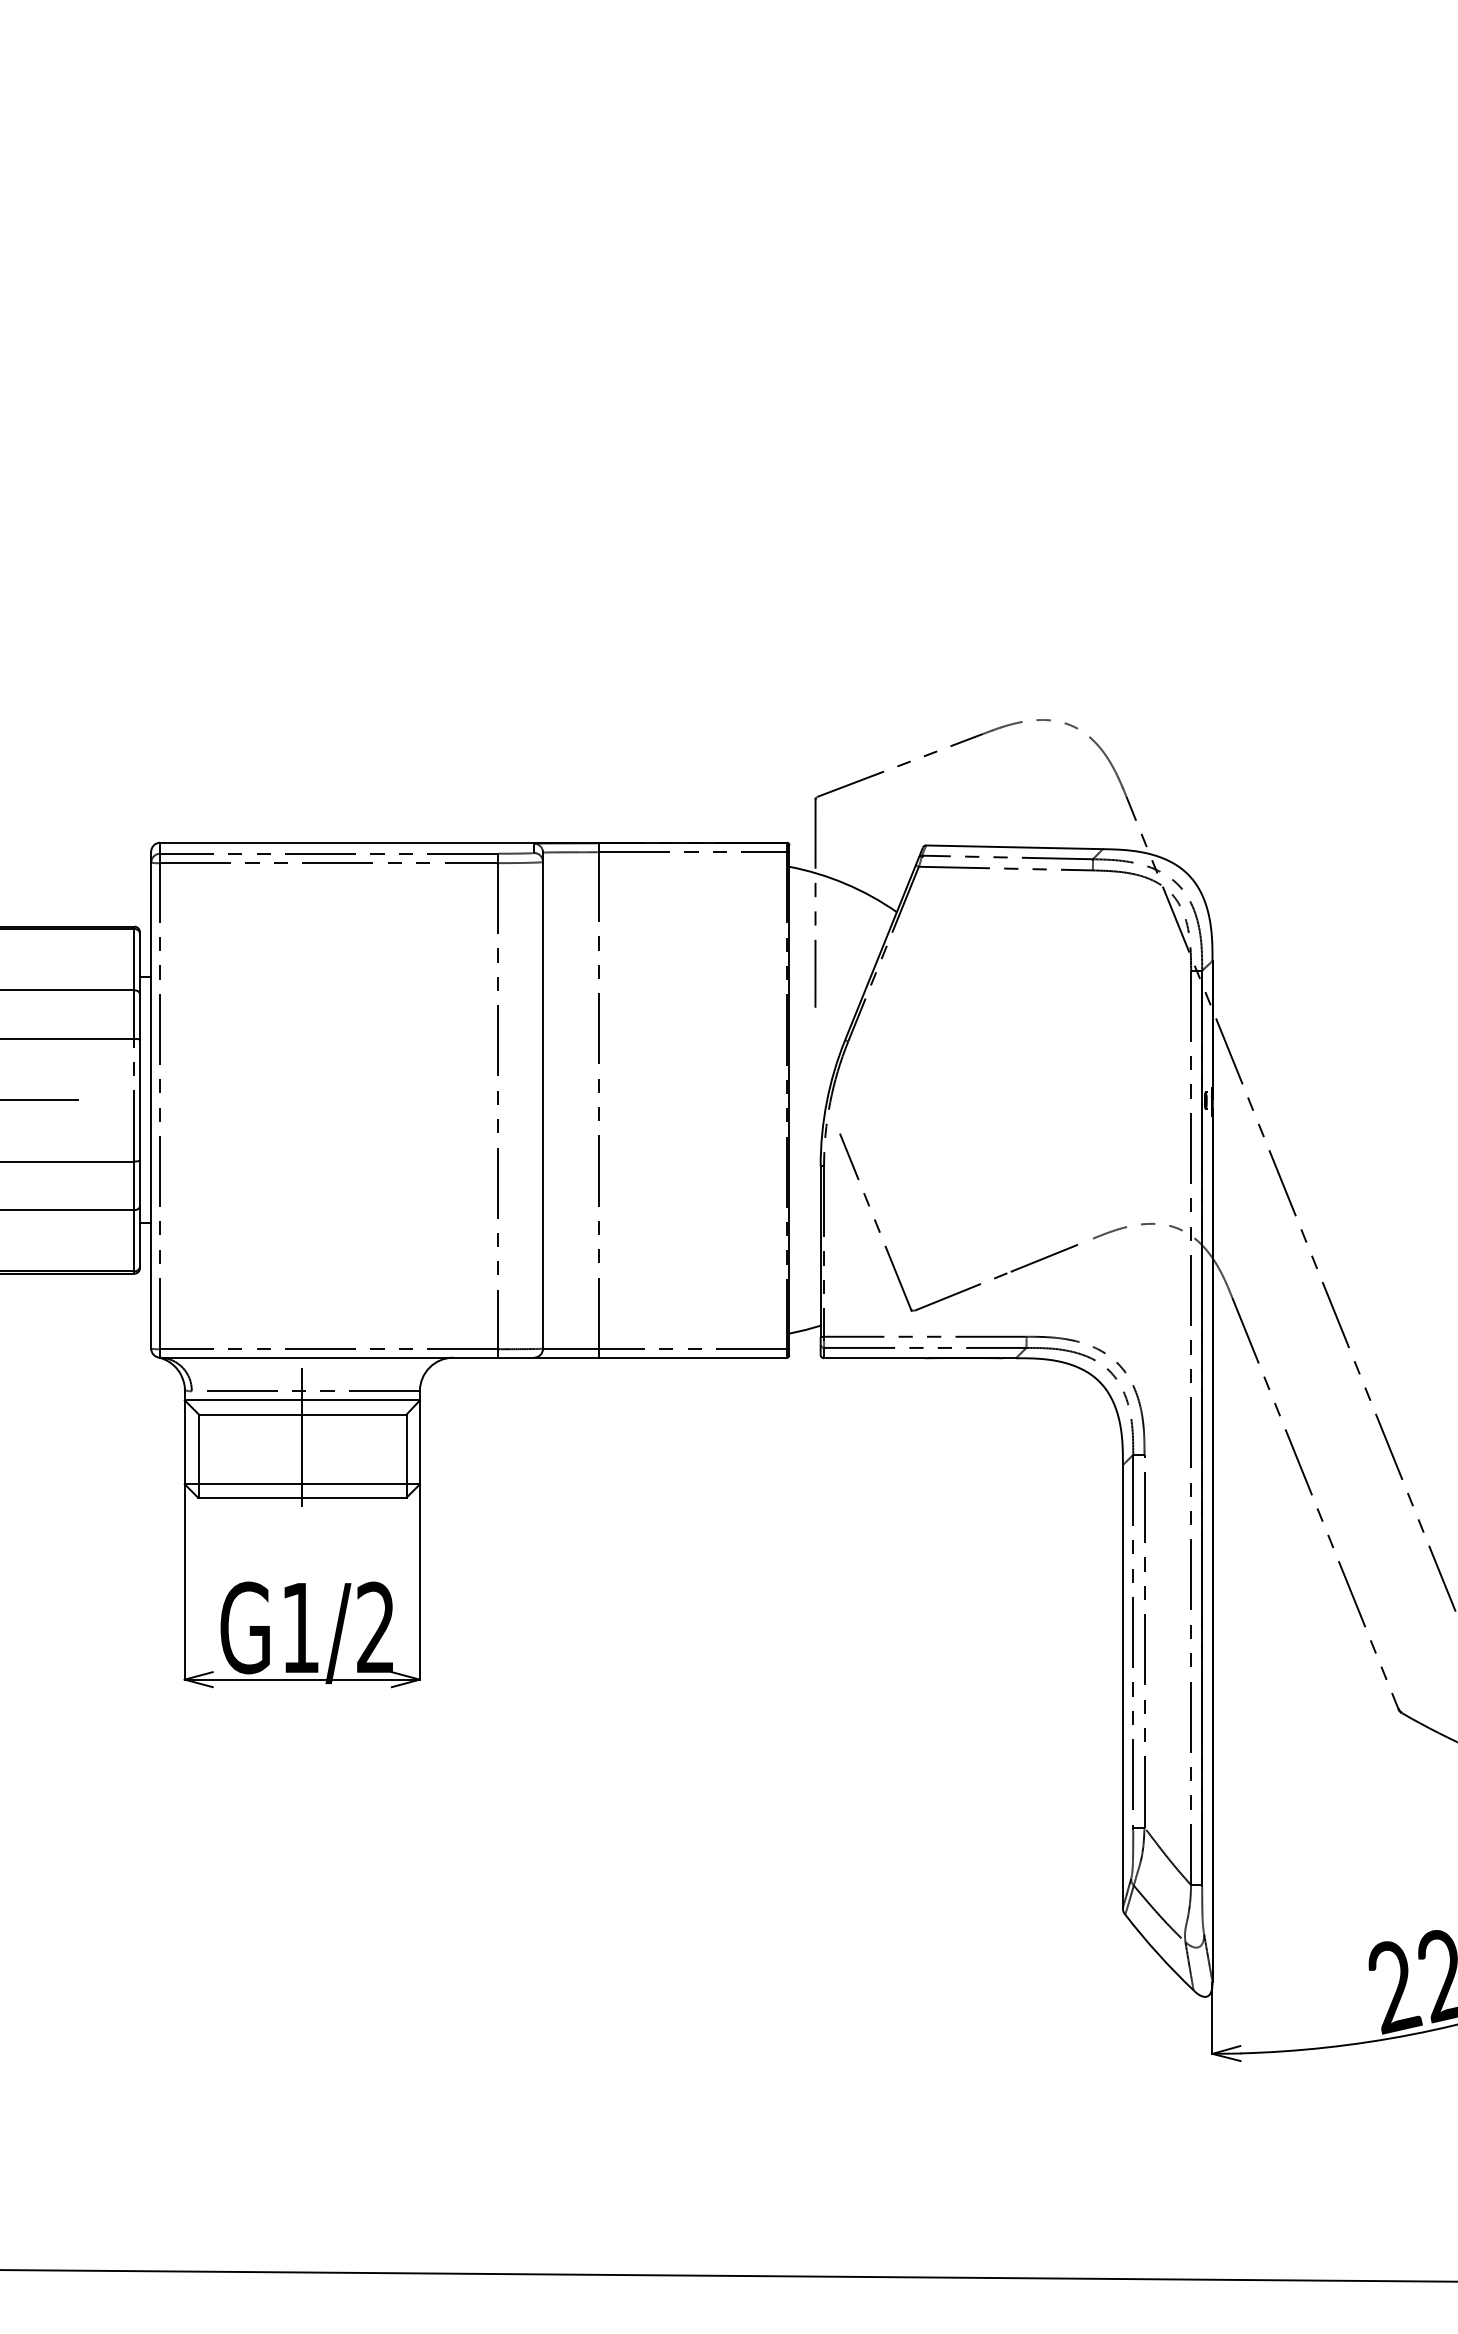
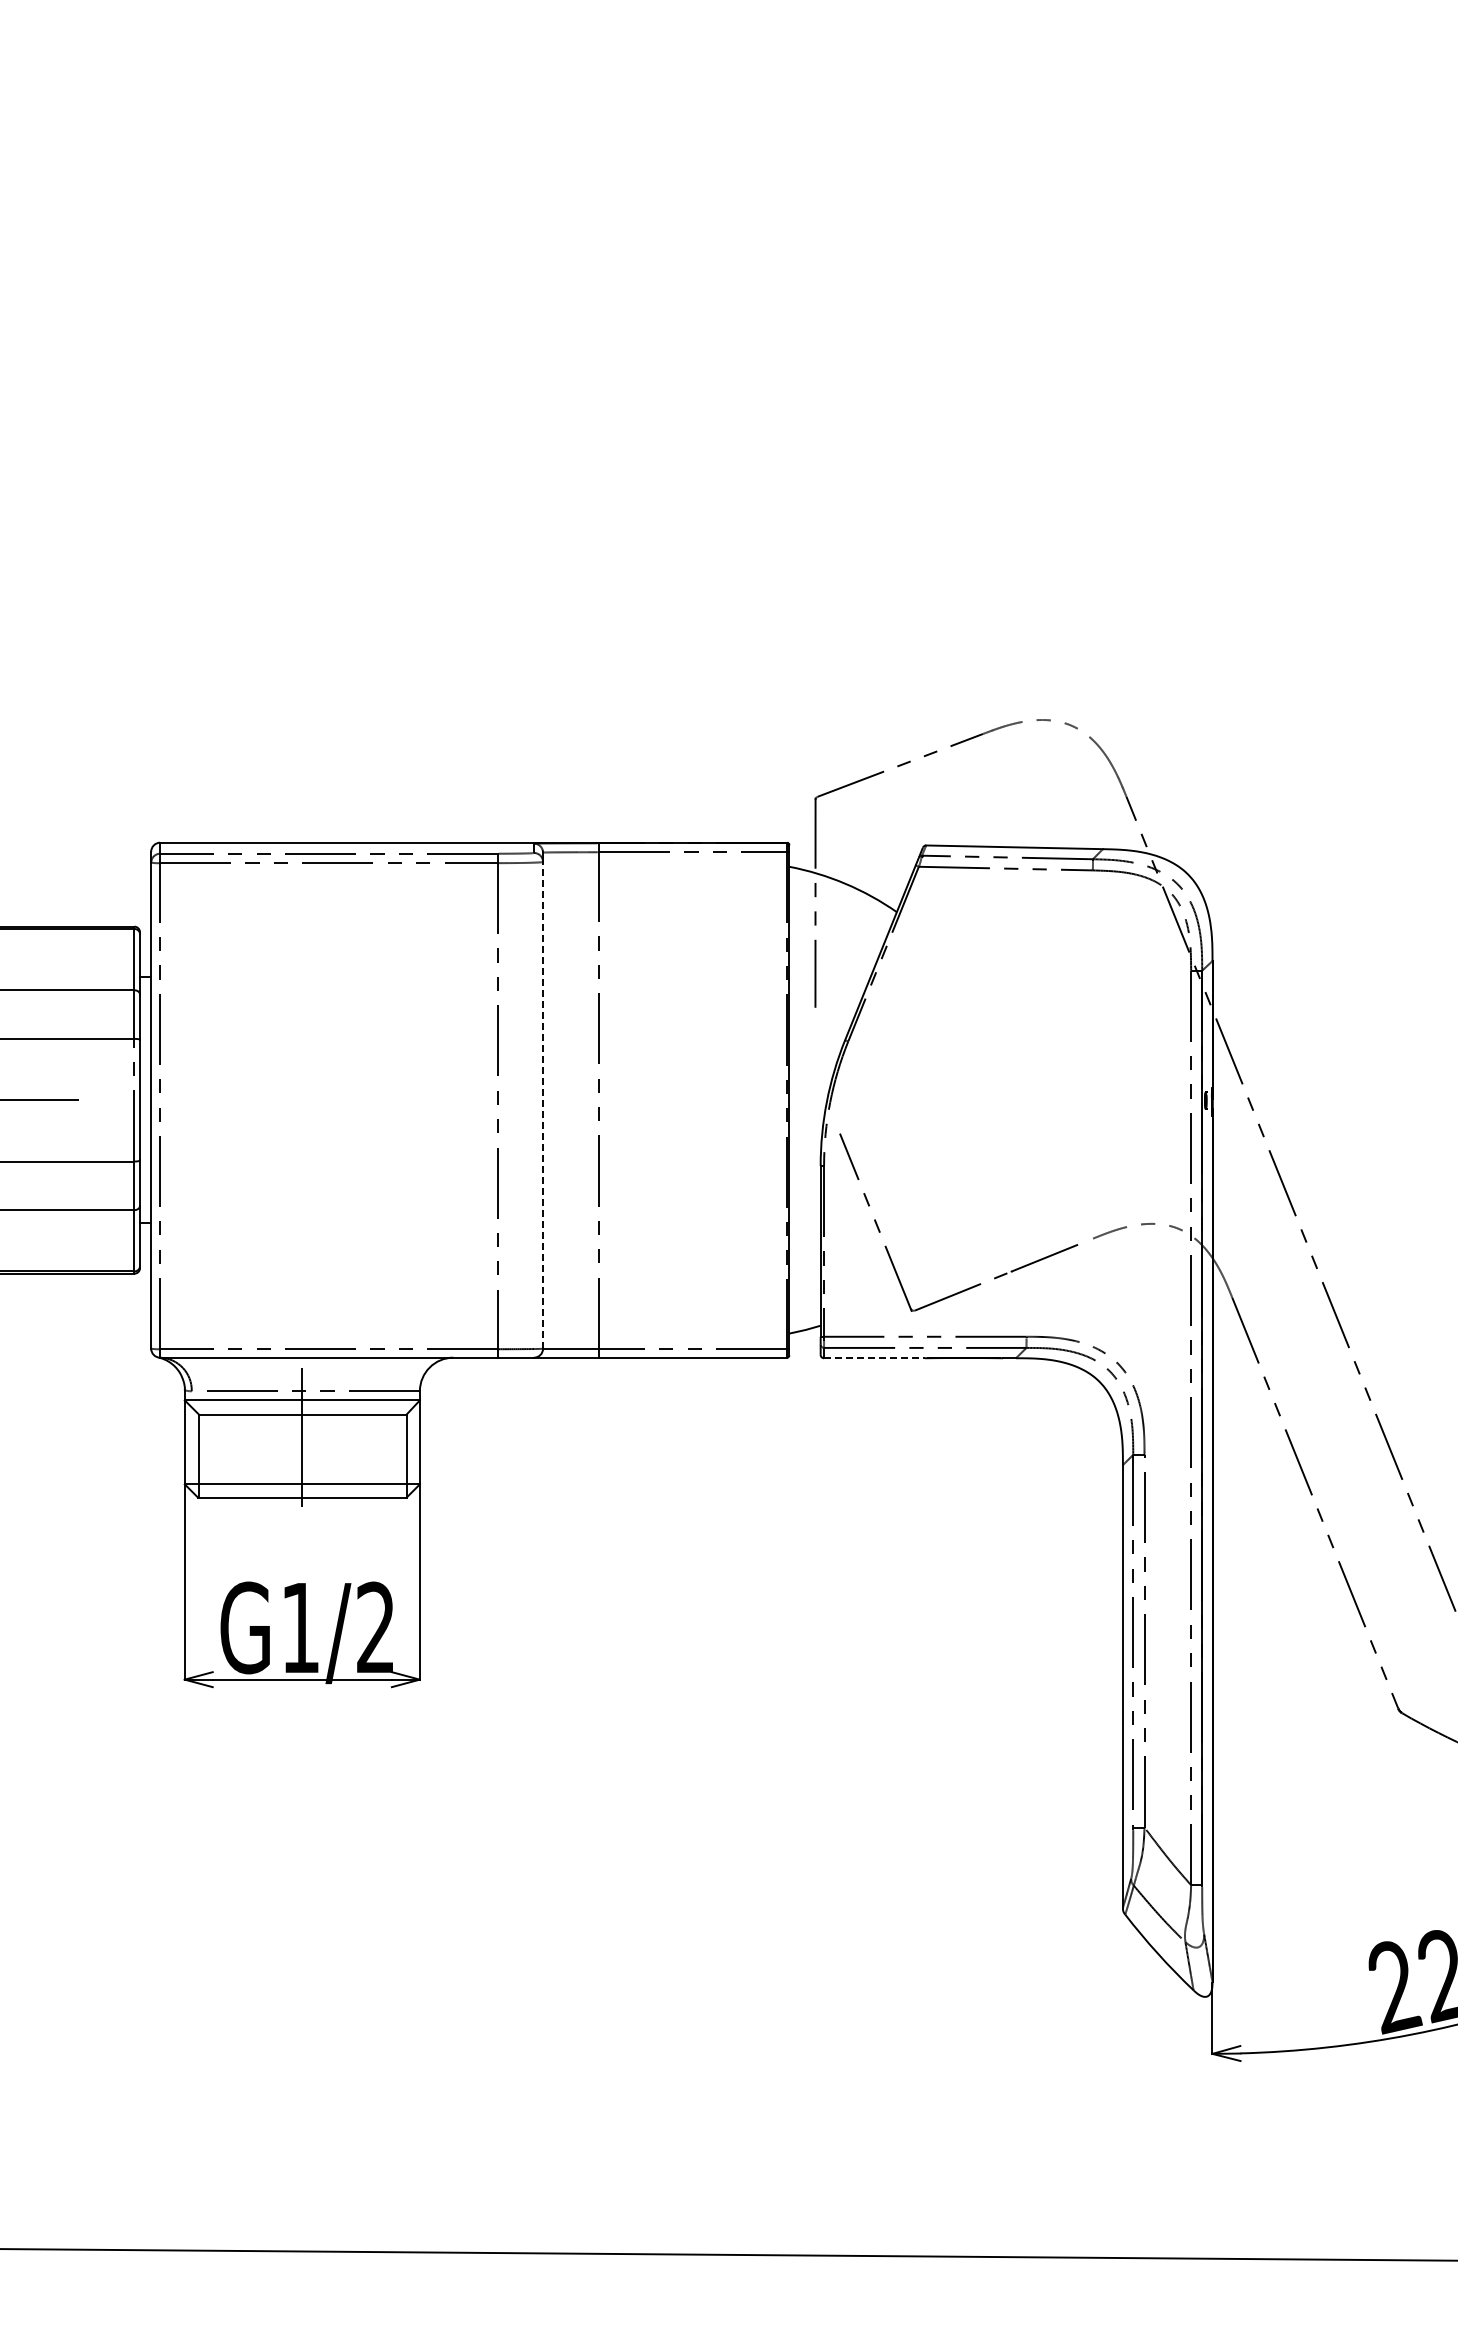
line: solid -> dashed (543, 1104)
line: solid -> dashed (874, 1358)
line position: (728, 2275) -> (728, 2254) (728, 2254)
